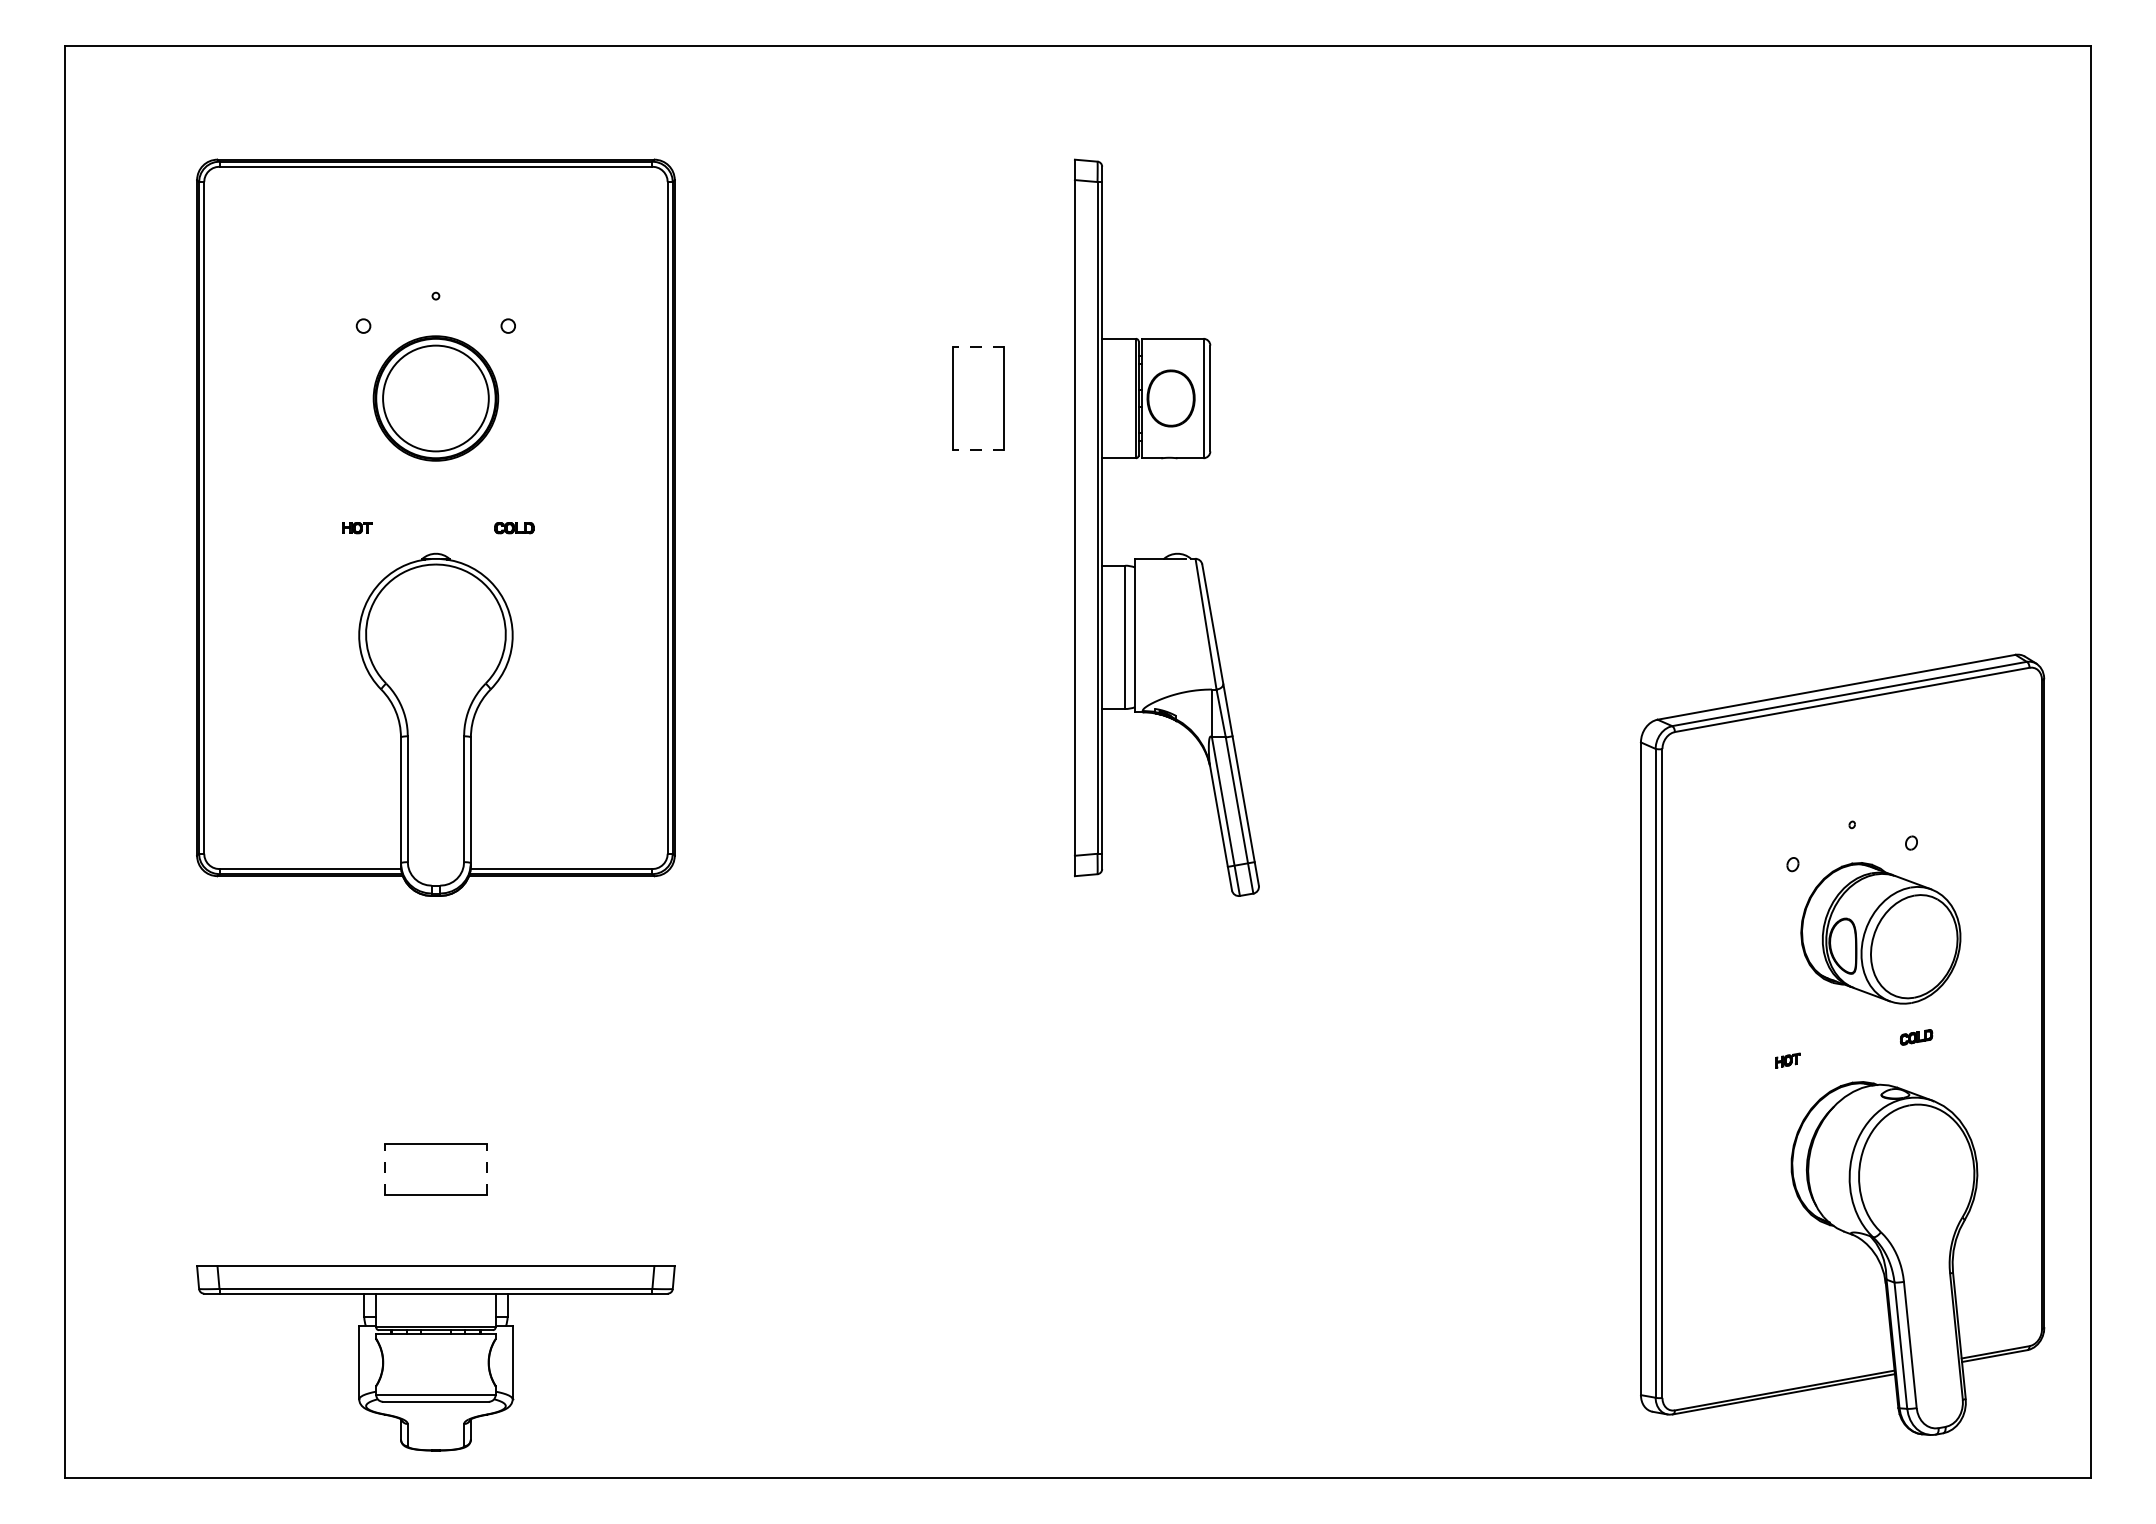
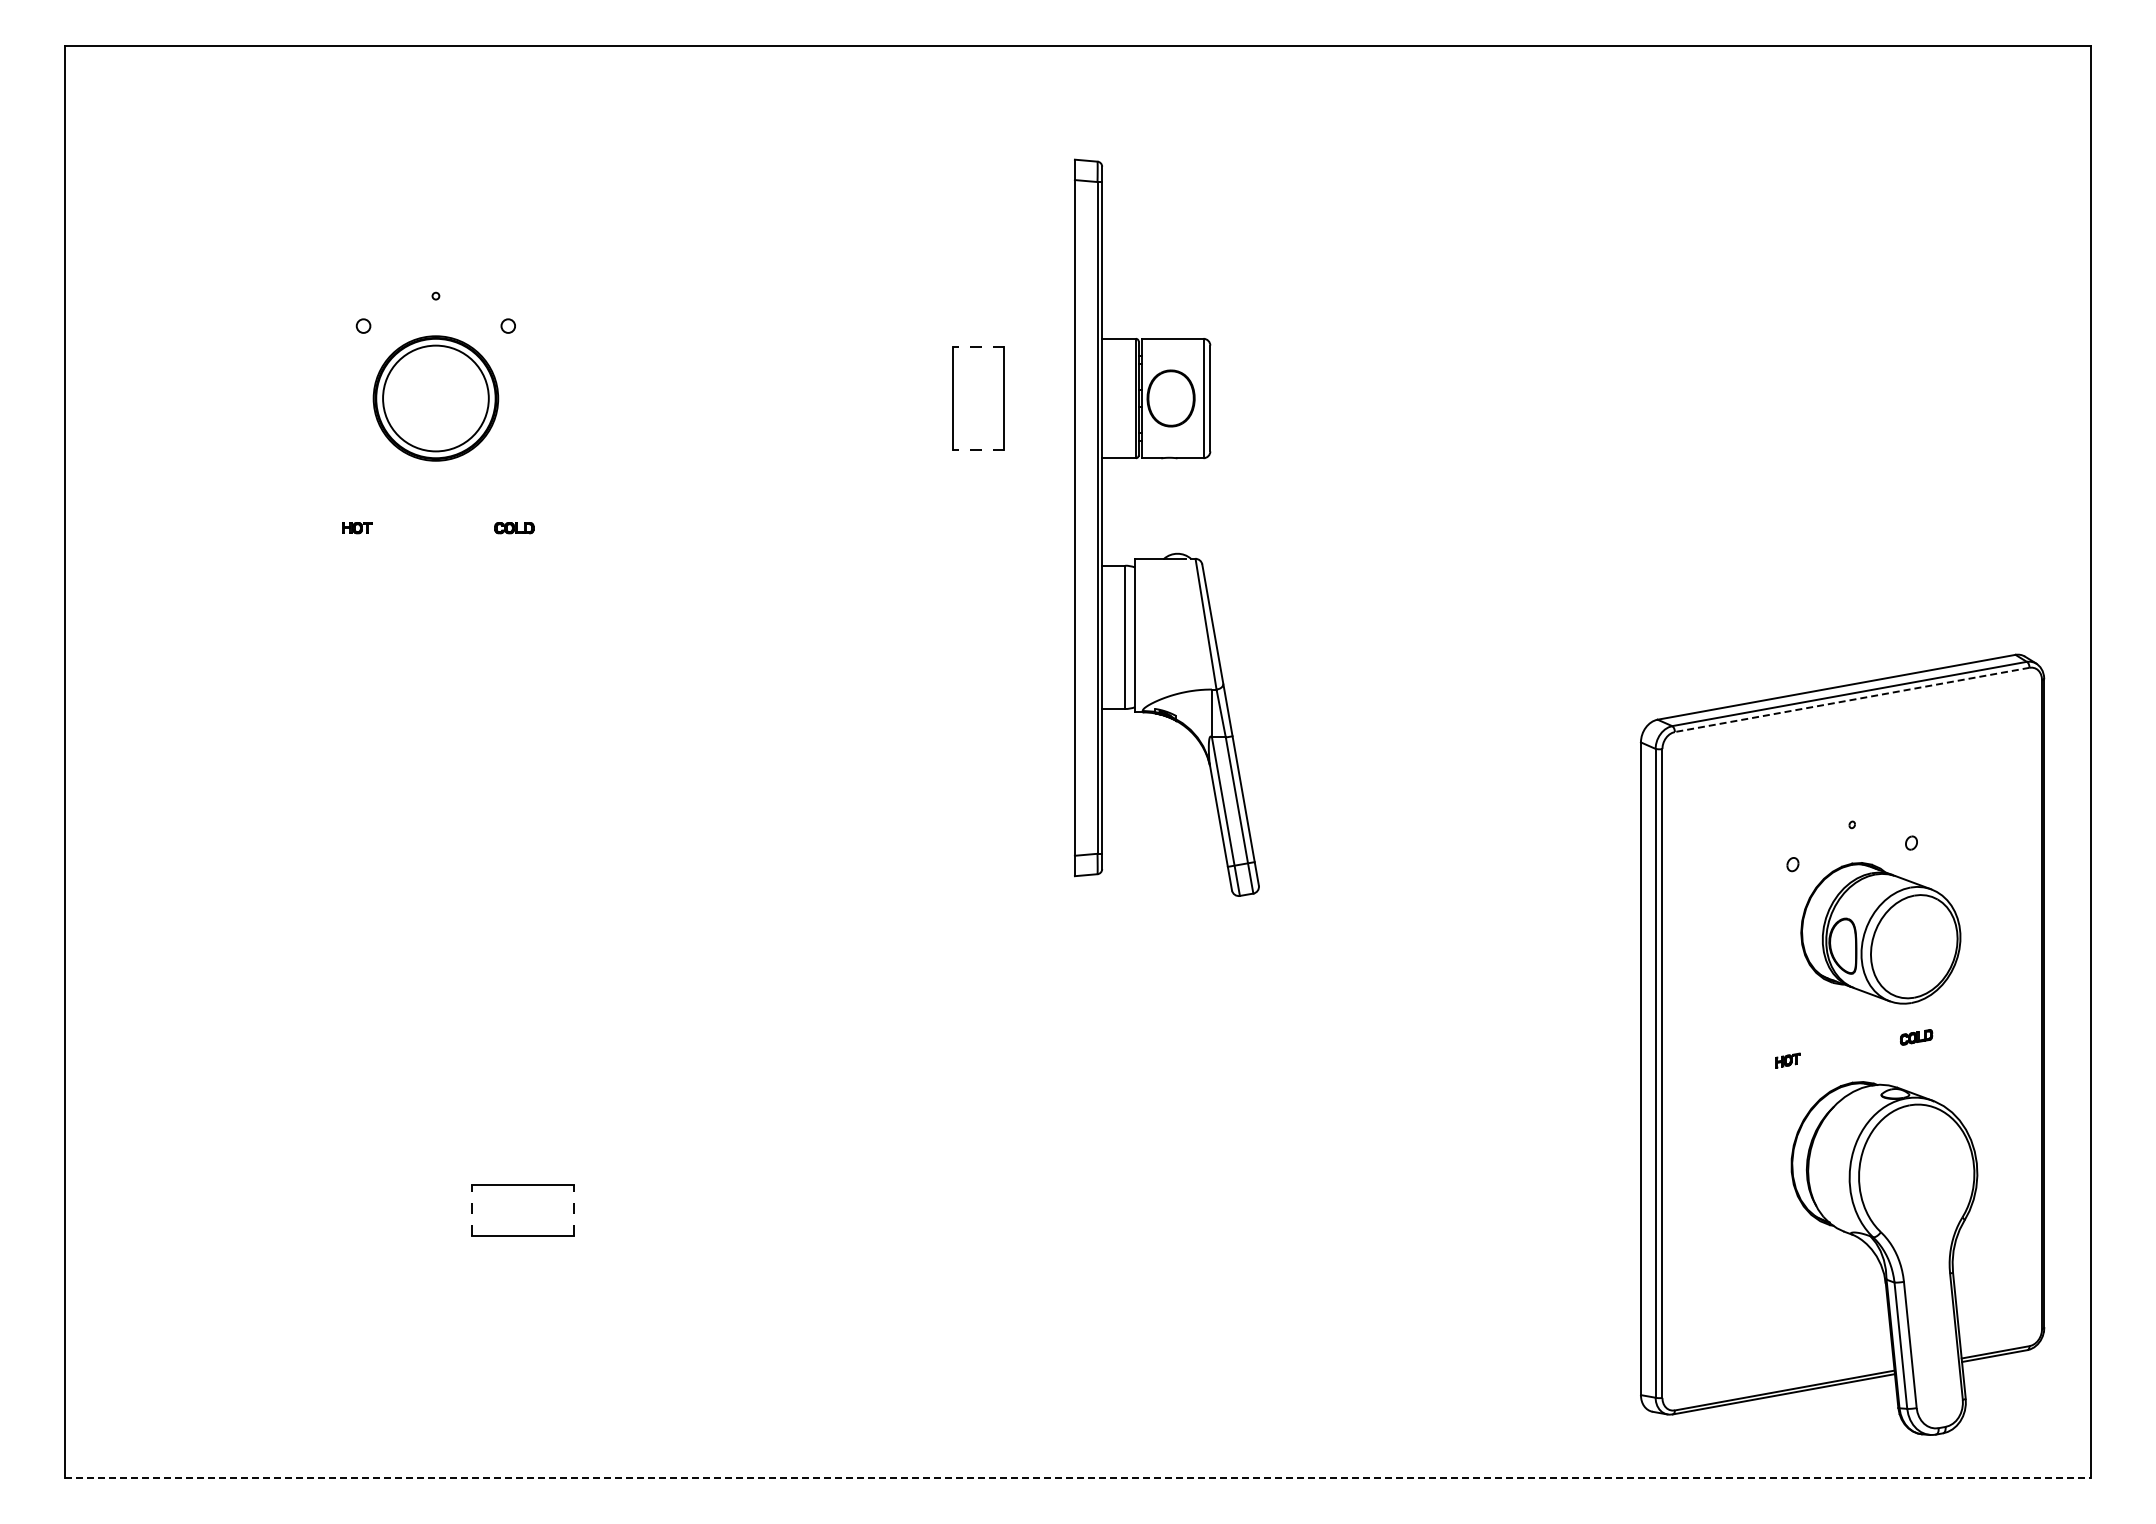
part: present -> none (435, 527)
line: solid -> dashed (1851, 700)
part position: (435, 1144) -> (522, 1185) (522, 1185)
part: present -> none (435, 1358)
line: solid -> dashed (1078, 1478)
